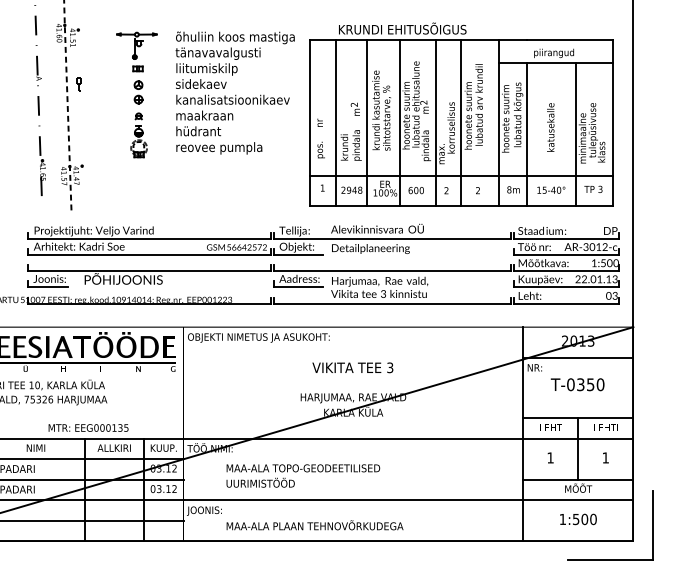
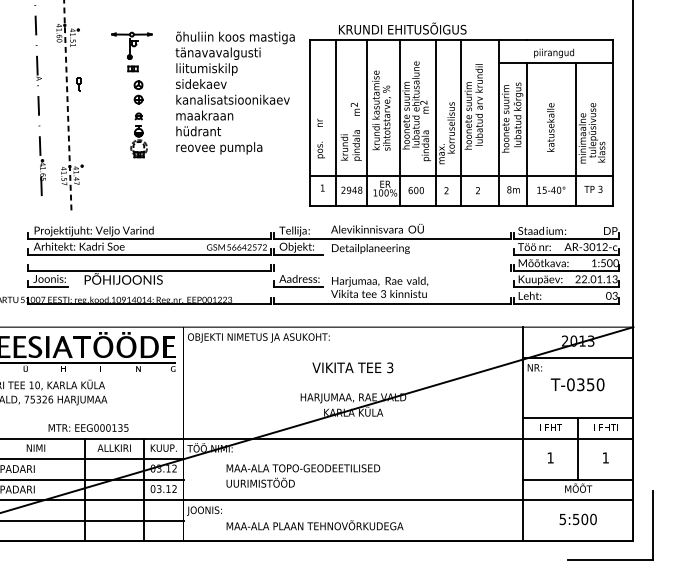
part position: (136, 51) -> (131, 51) (131, 51)
line: present -> none (392, 271)
text: 1:500 -> 5:500 (562, 519)
